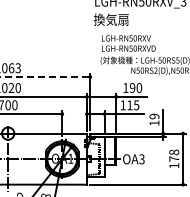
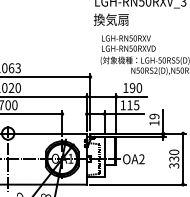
line: dashed -> solid (44, 77)
text: 178 -> 330 (174, 158)
text: OA3 -> OA2 (141, 159)
